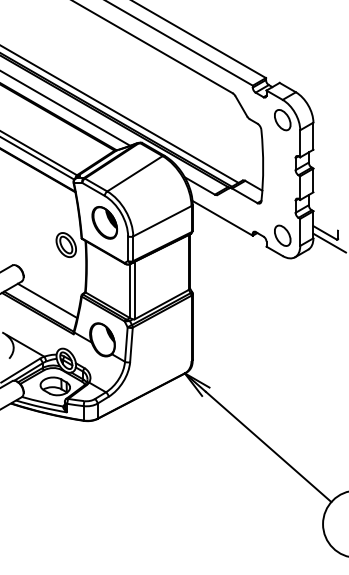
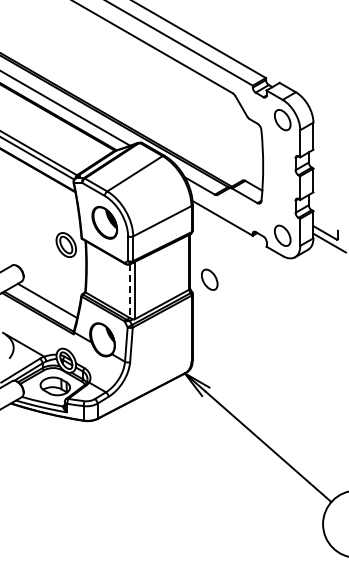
line: present -> none (120, 114)
part: none -> present (209, 279)
line: solid -> dashed (129, 291)
